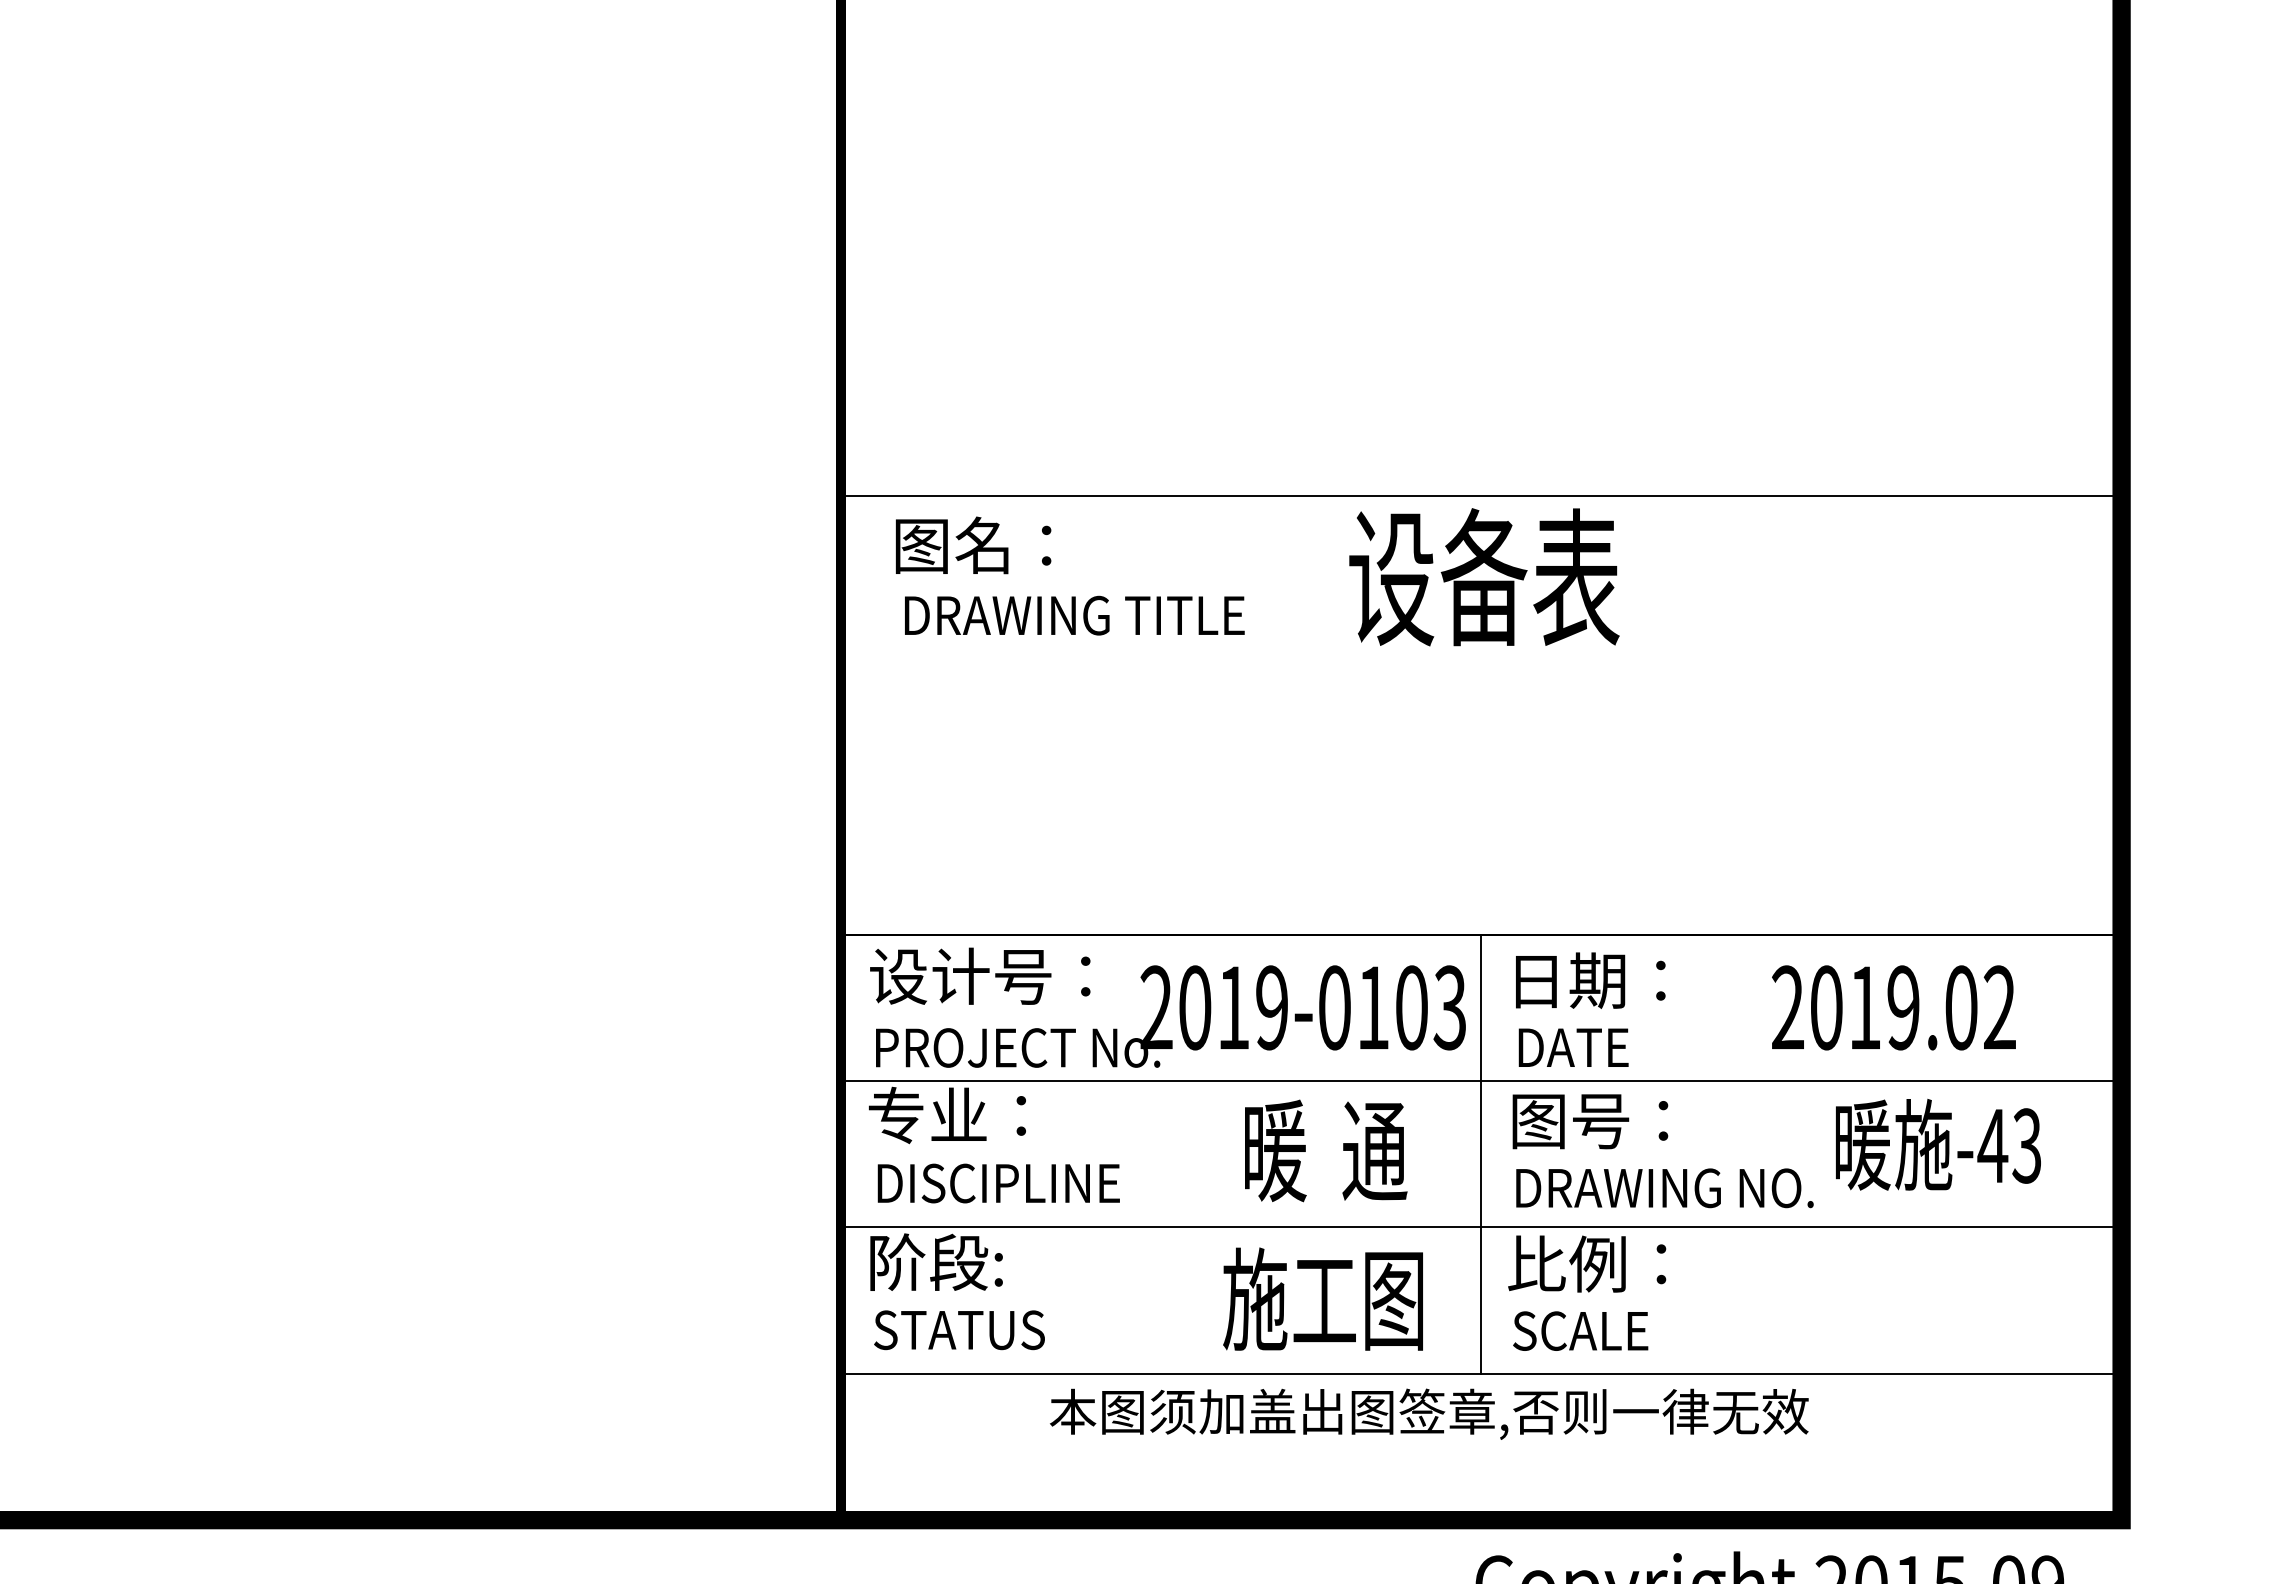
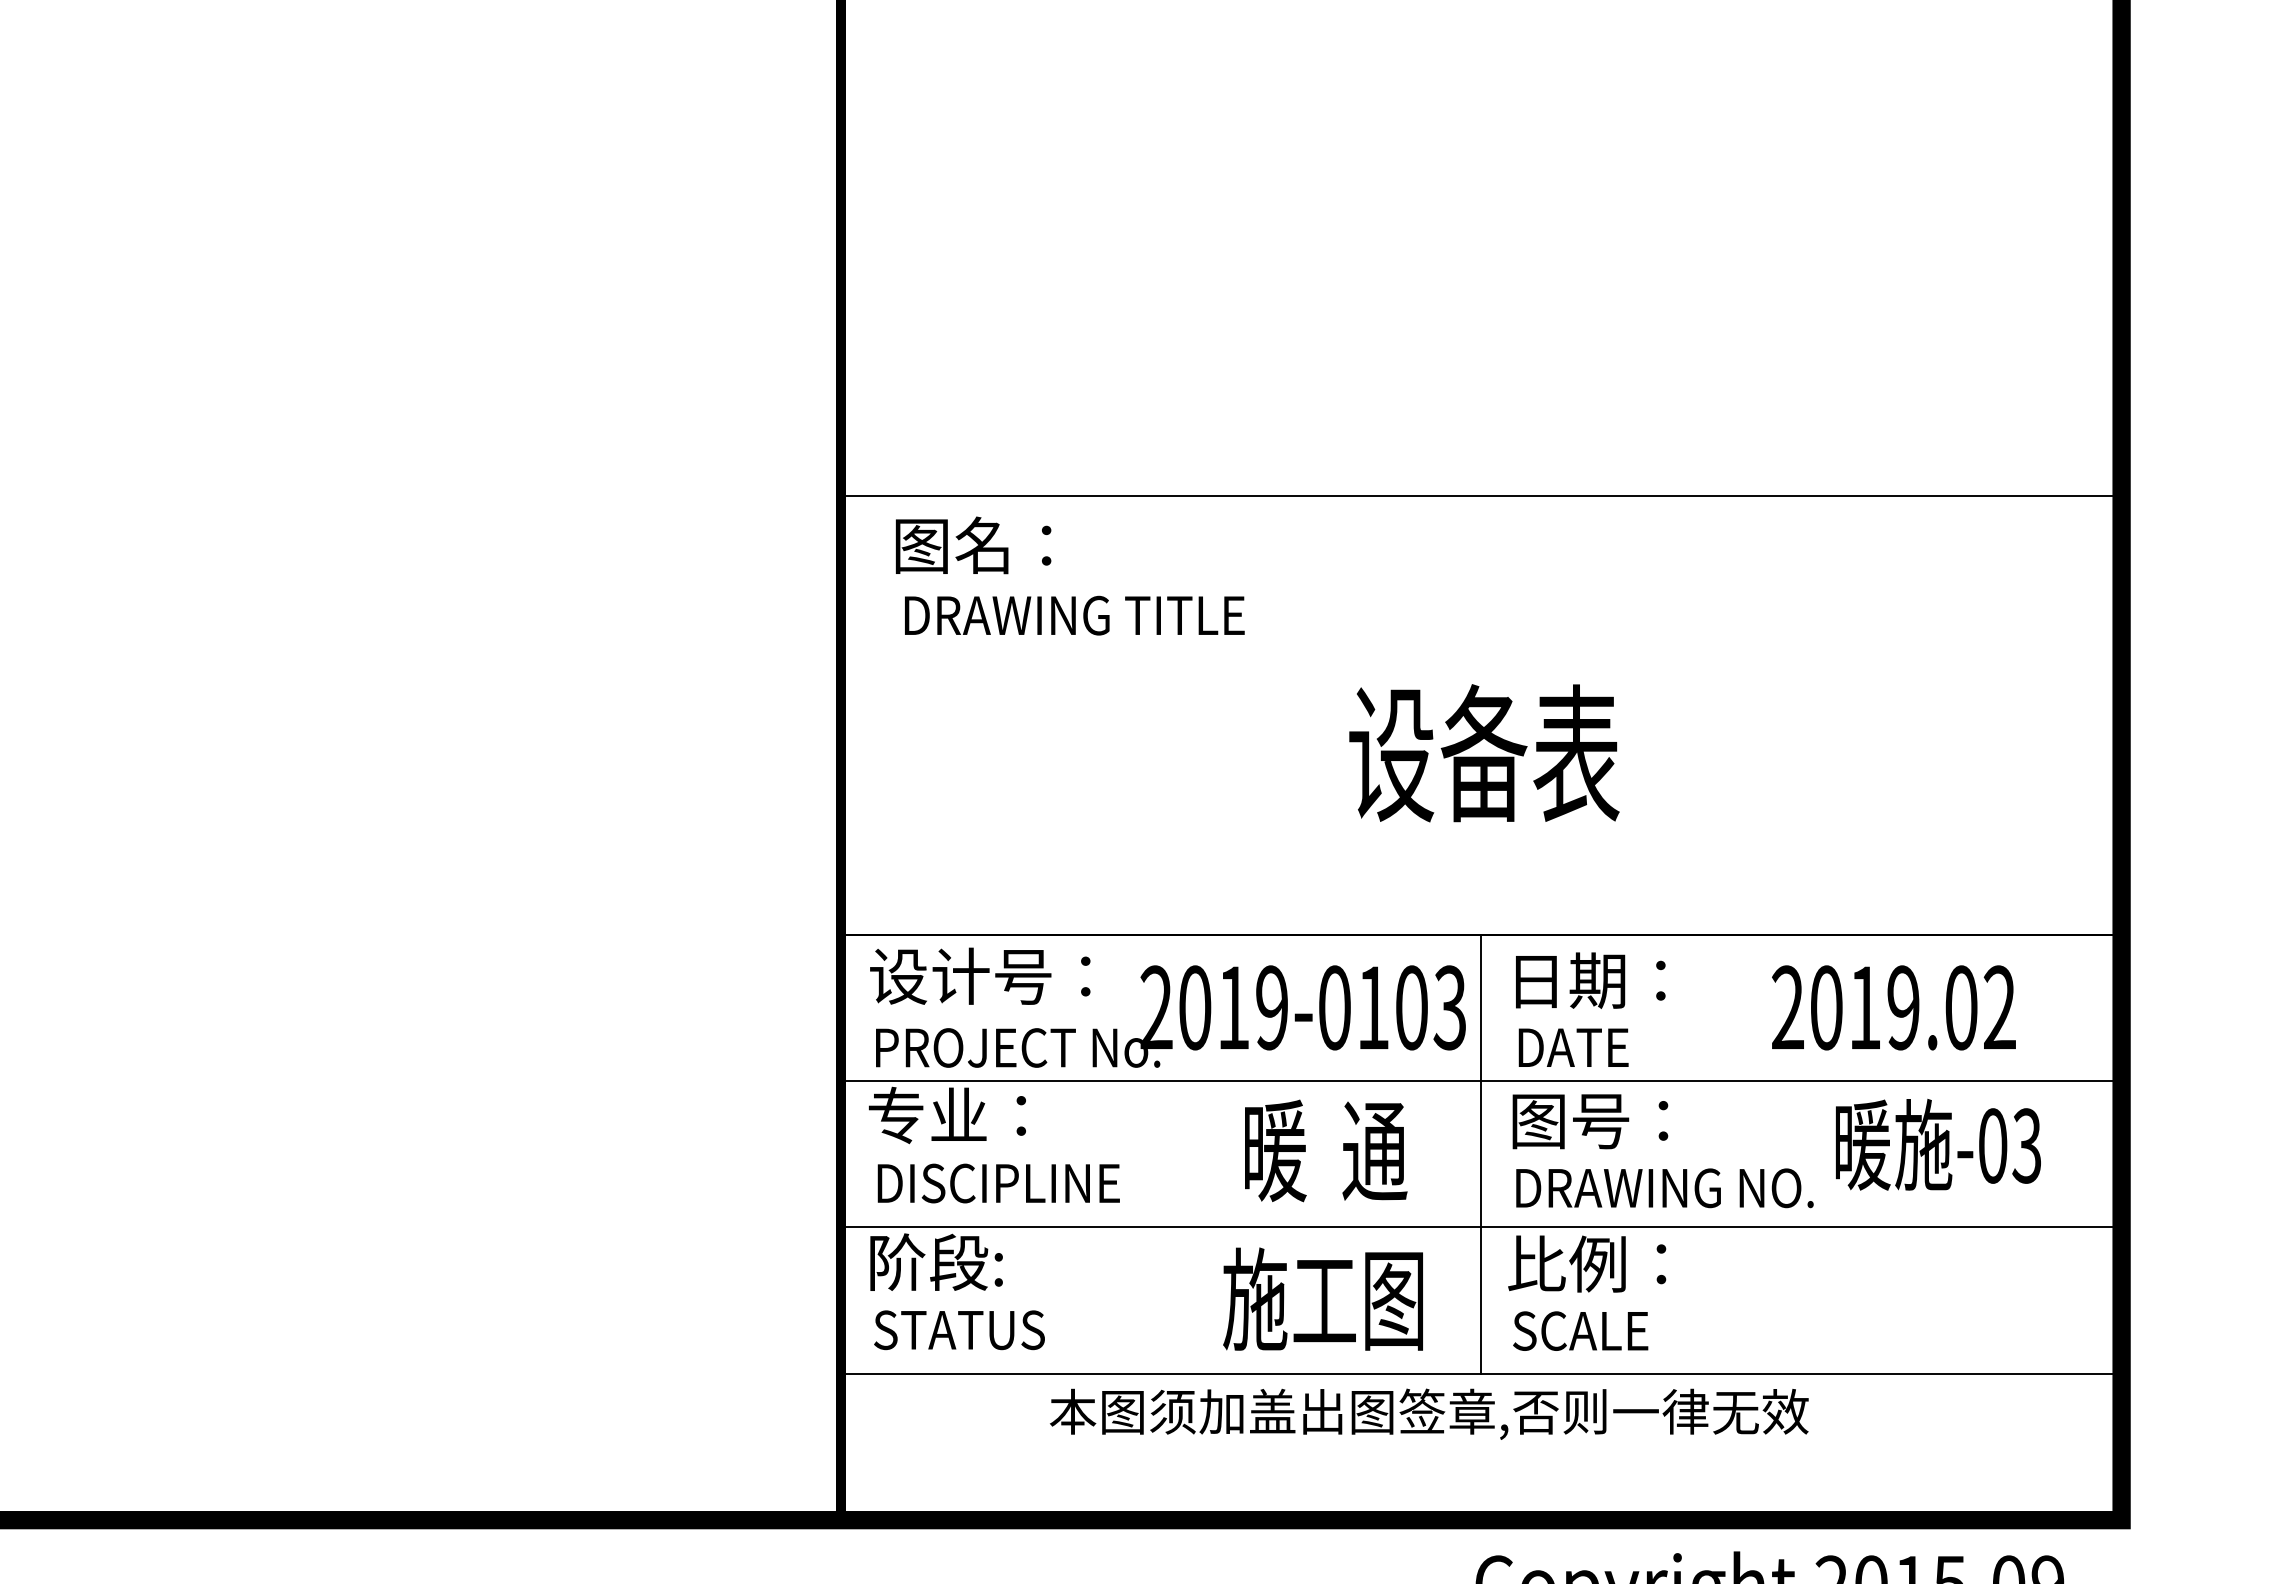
text position: (1484, 577) -> (1484, 753) (1484, 753)
text: -43 -> -03 (1992, 1145)
